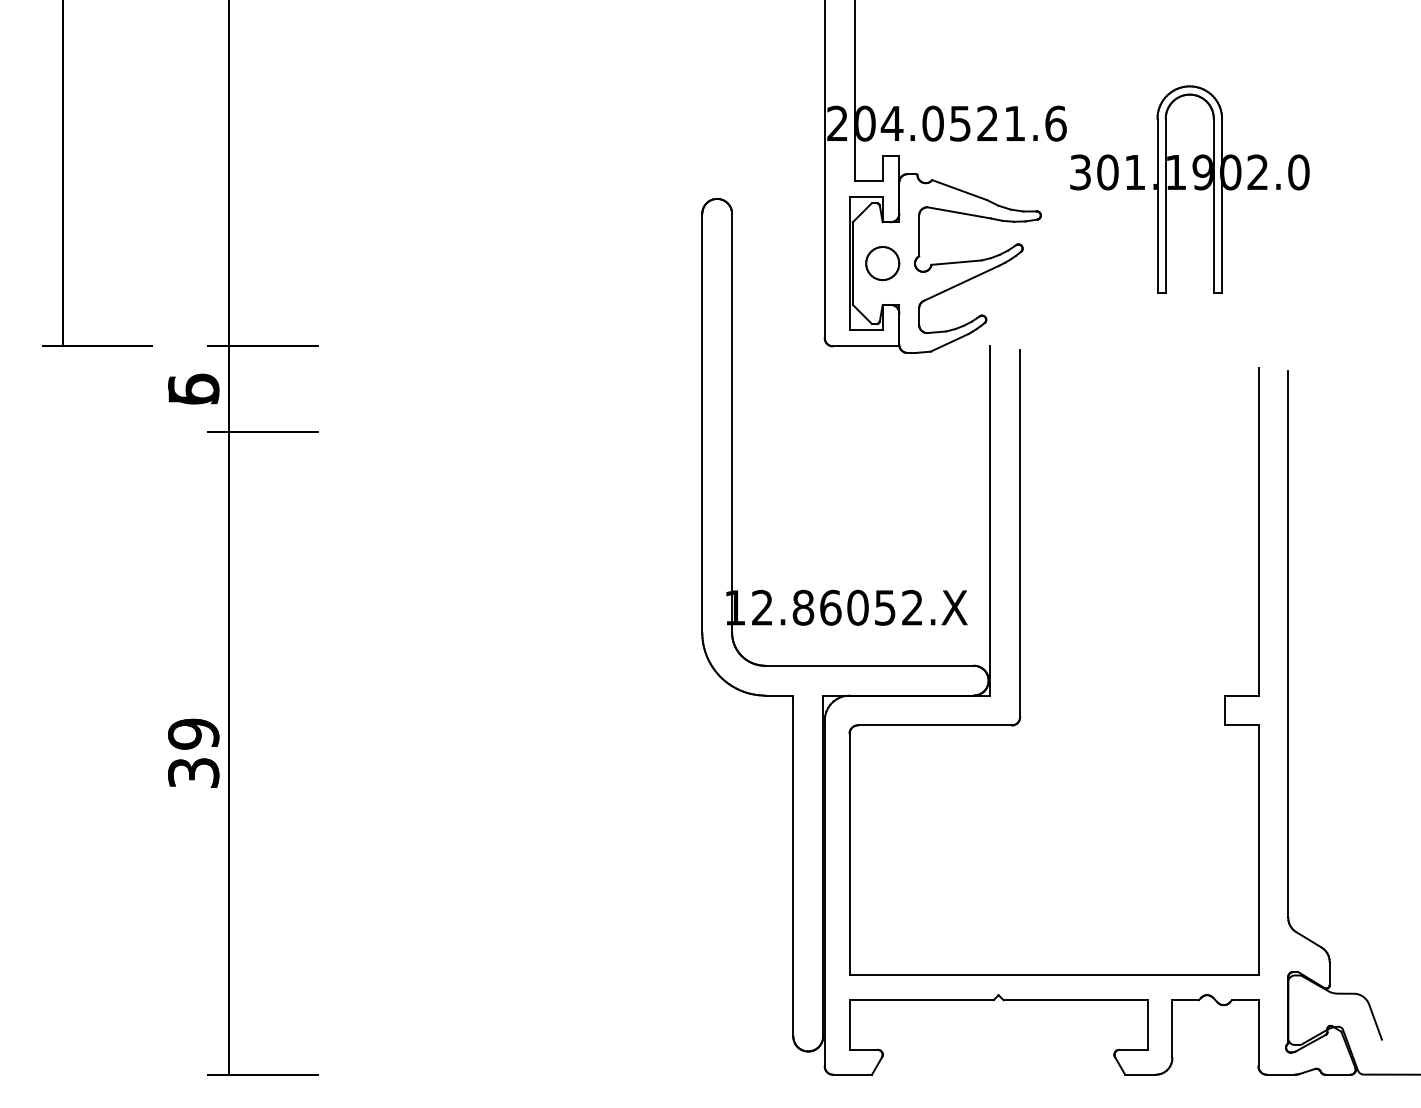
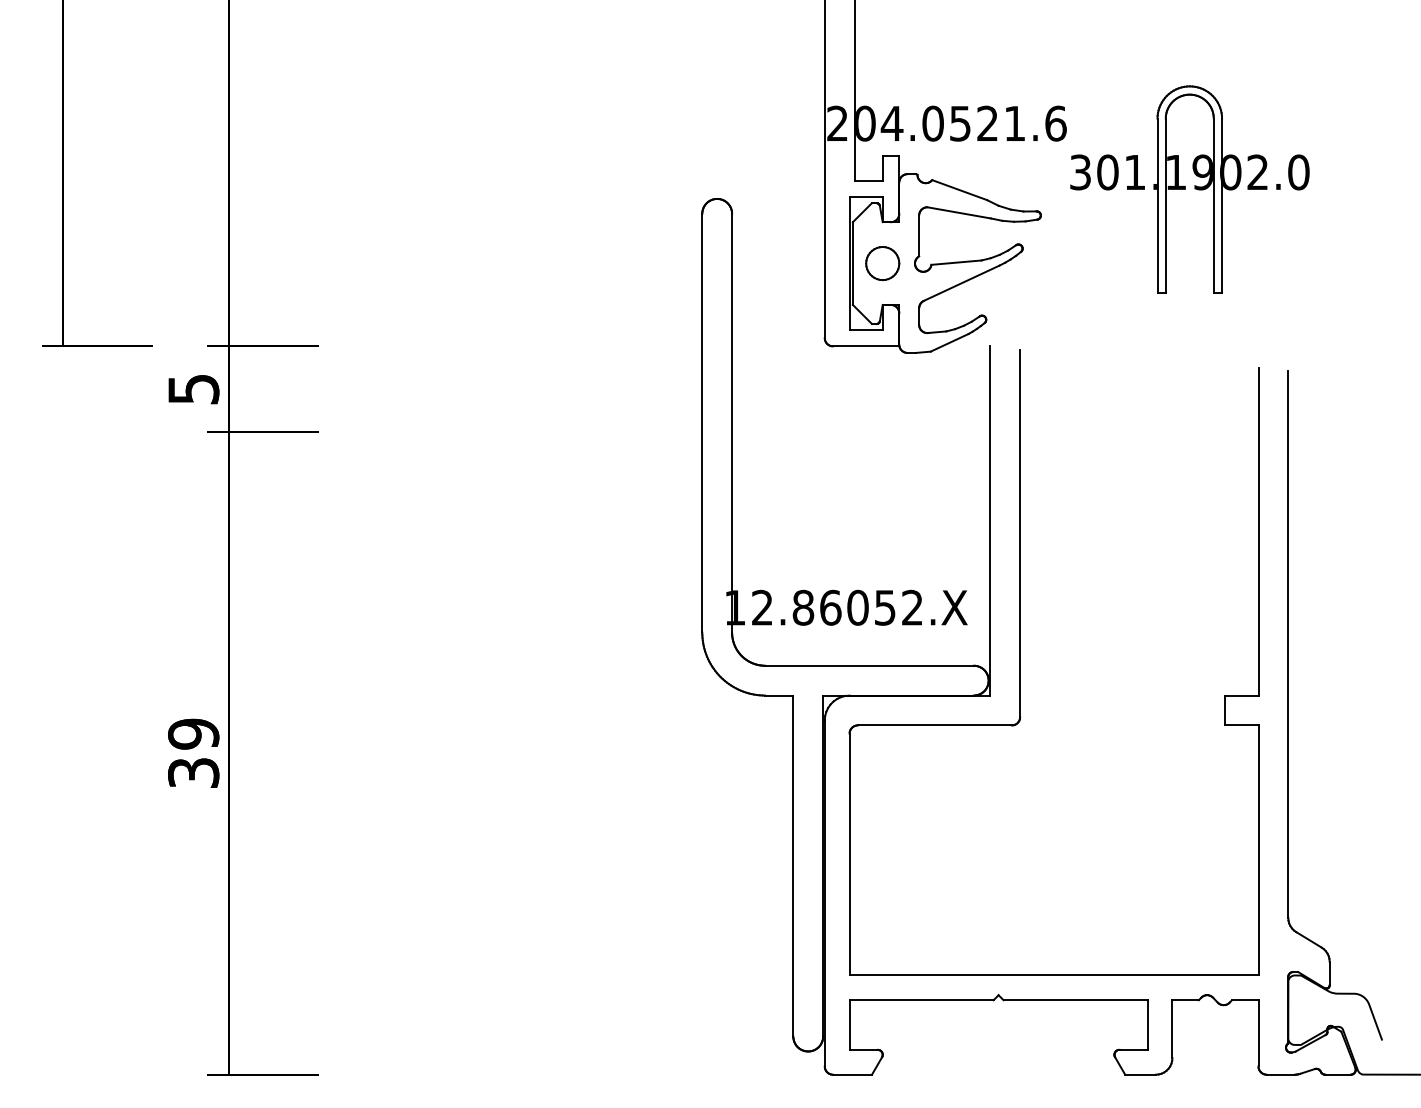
text: 6 -> 5 (193, 388)
